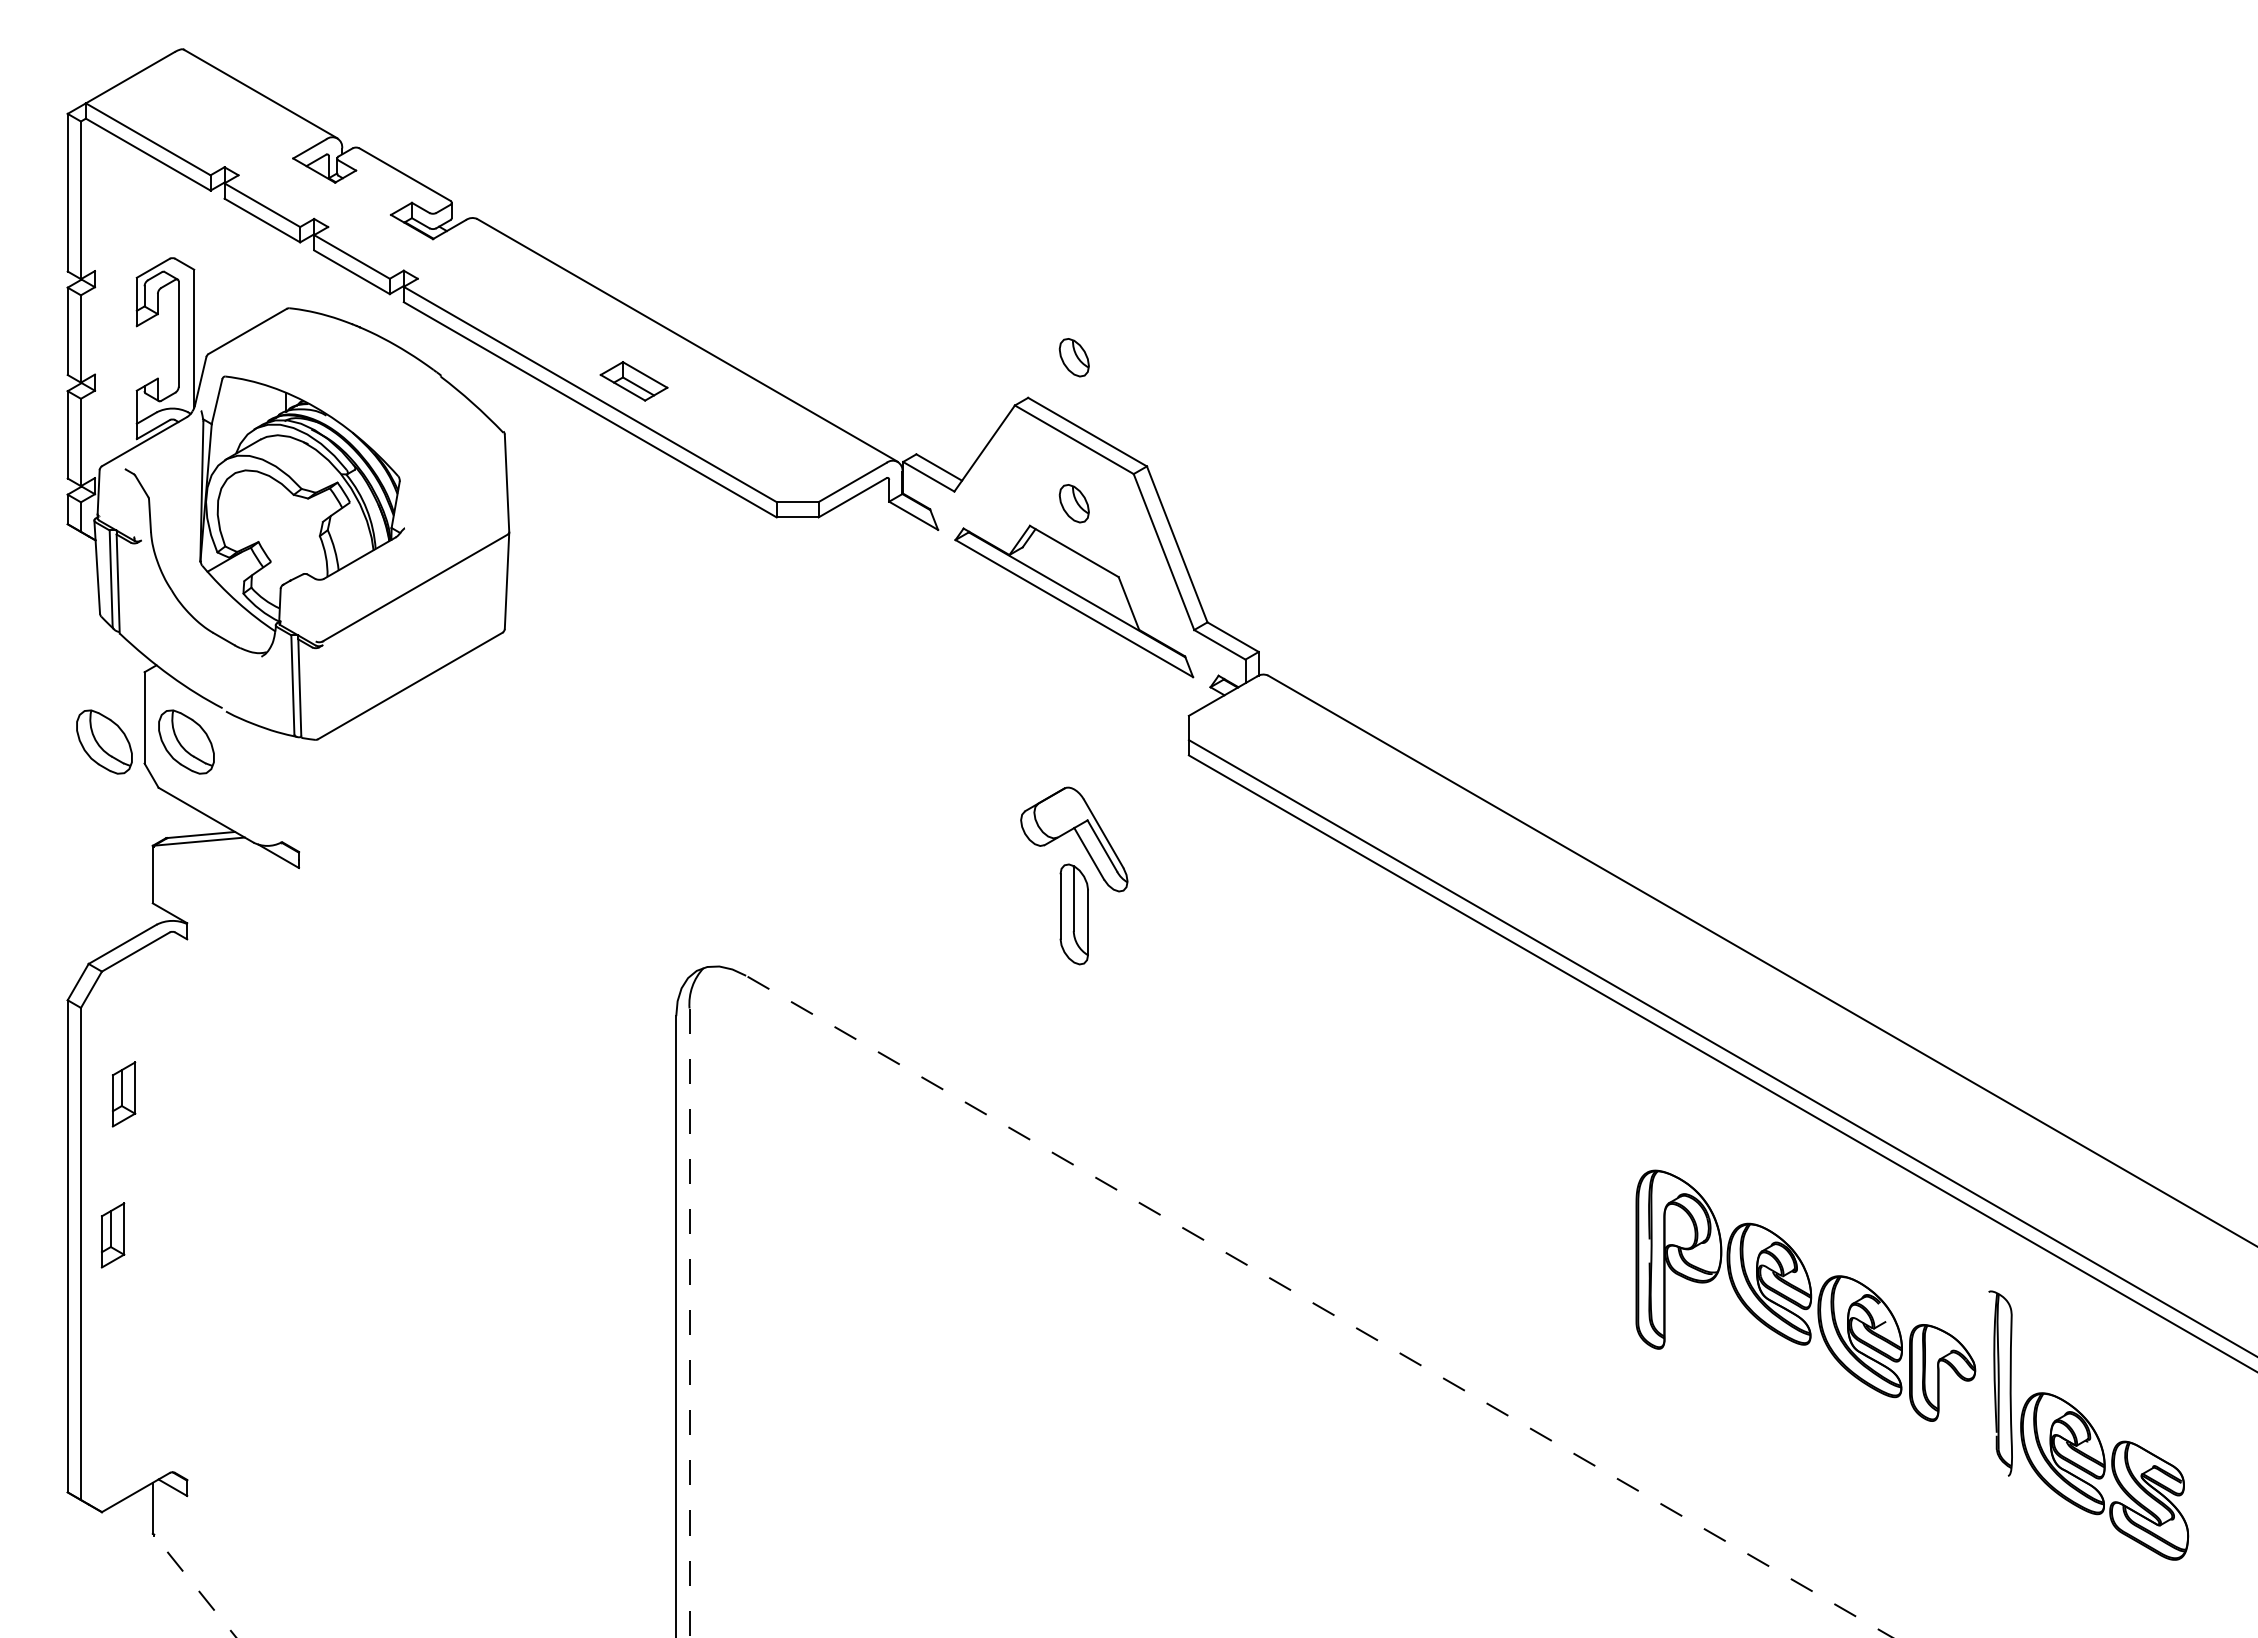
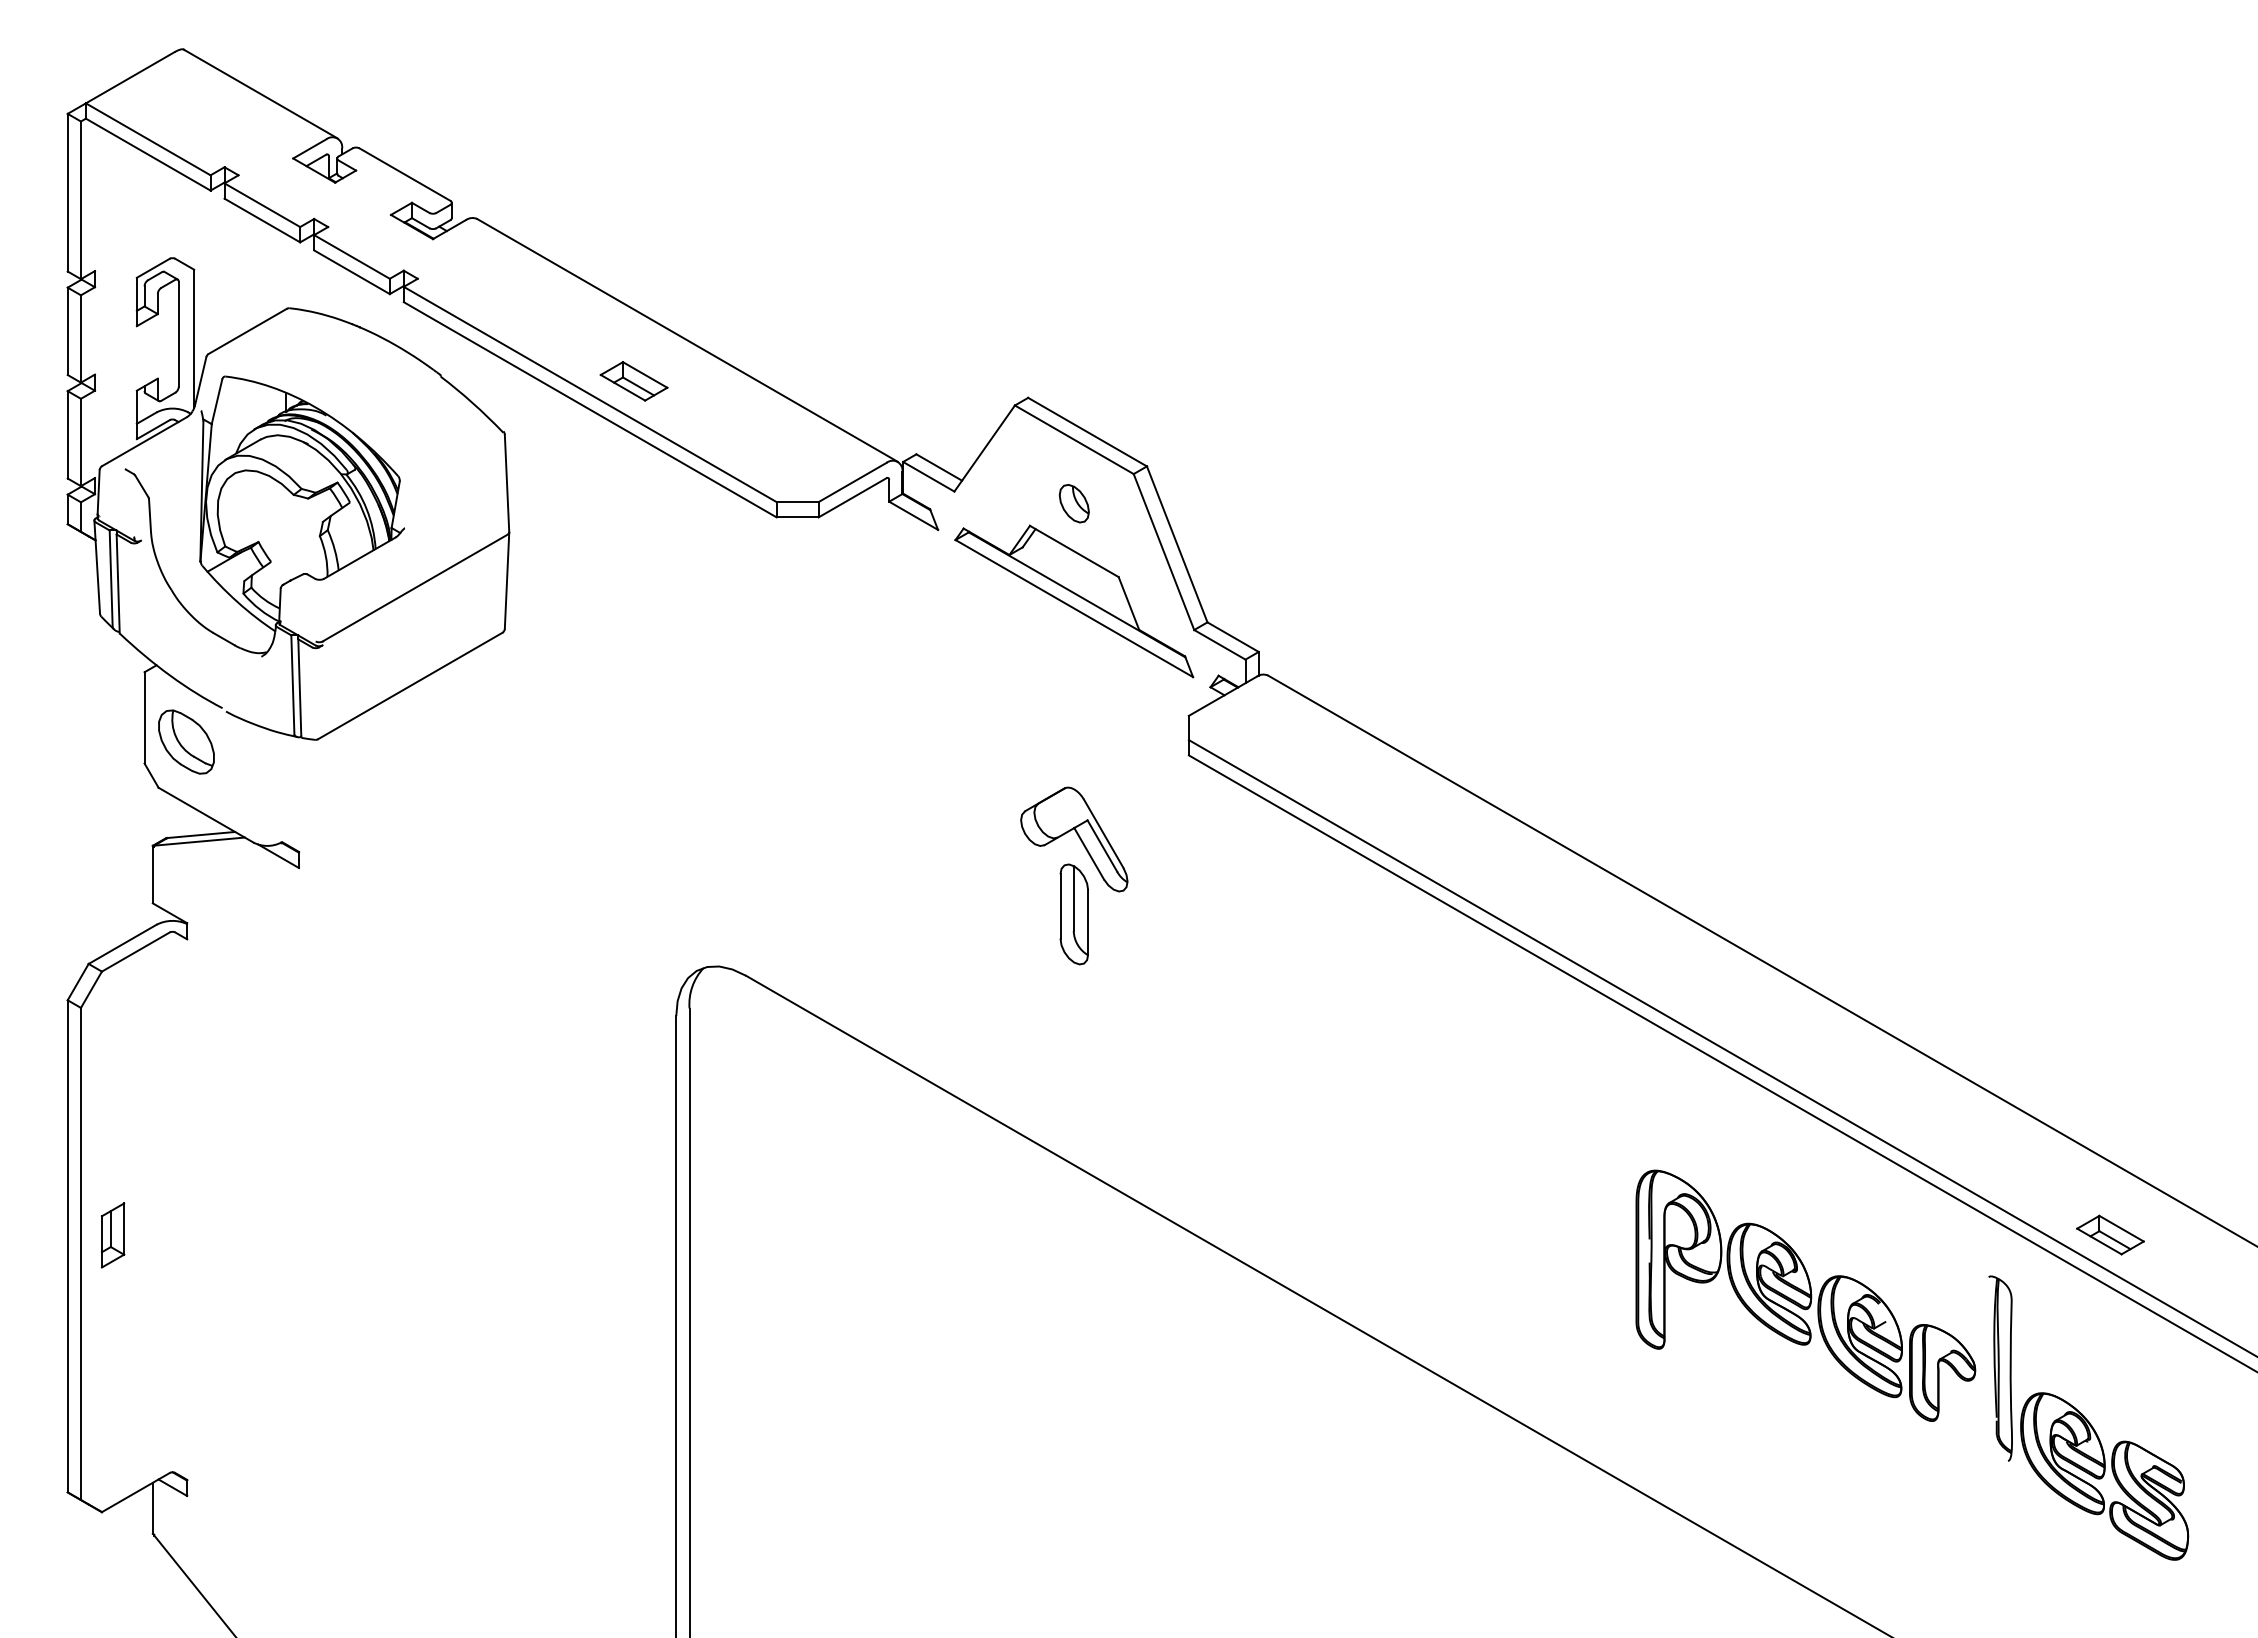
part: present -> none (1073, 357)
part: present -> none (104, 741)
part: present -> none (123, 1094)
part: none -> present (2110, 1234)
line: dashed -> solid (1319, 1306)
line: dashed -> solid (689, 1323)
part position: (2000, 1383) -> (2000, 1368) (2000, 1368)
line: dashed -> solid (194, 1586)
